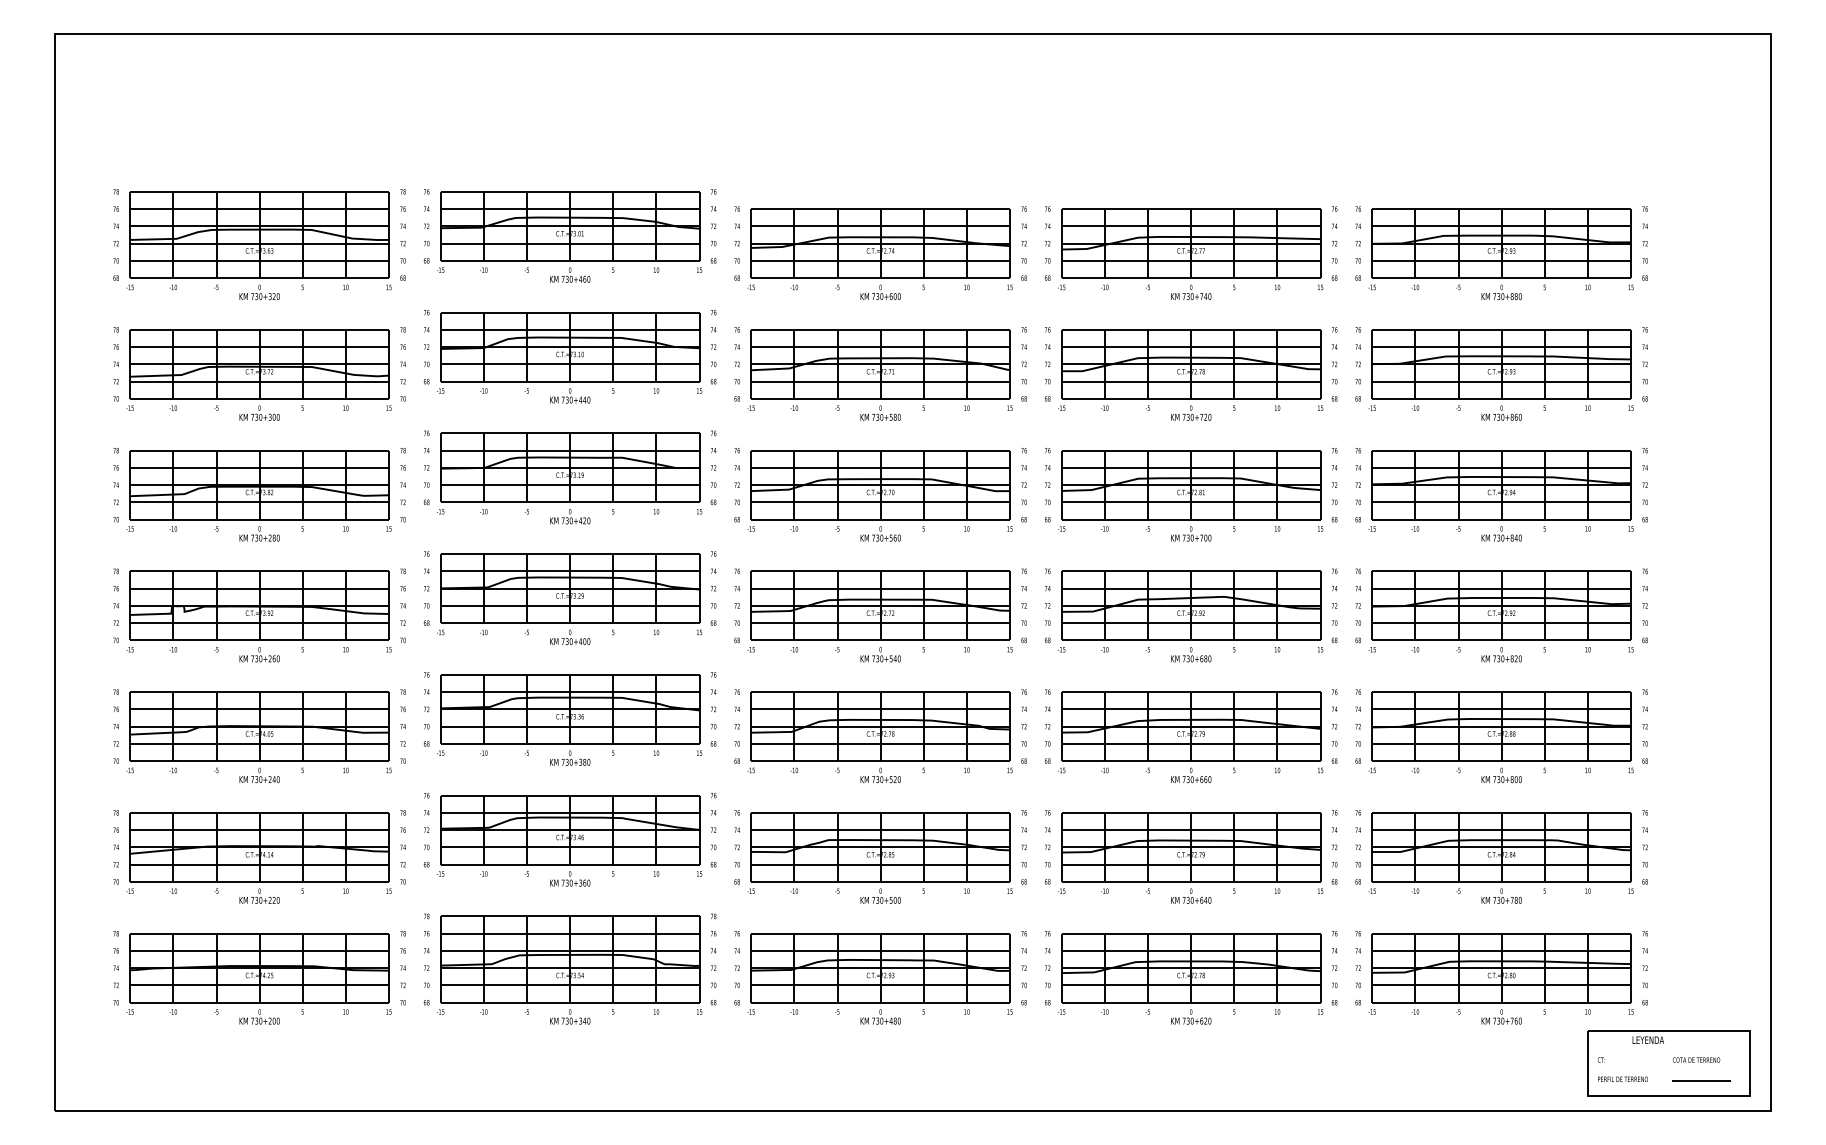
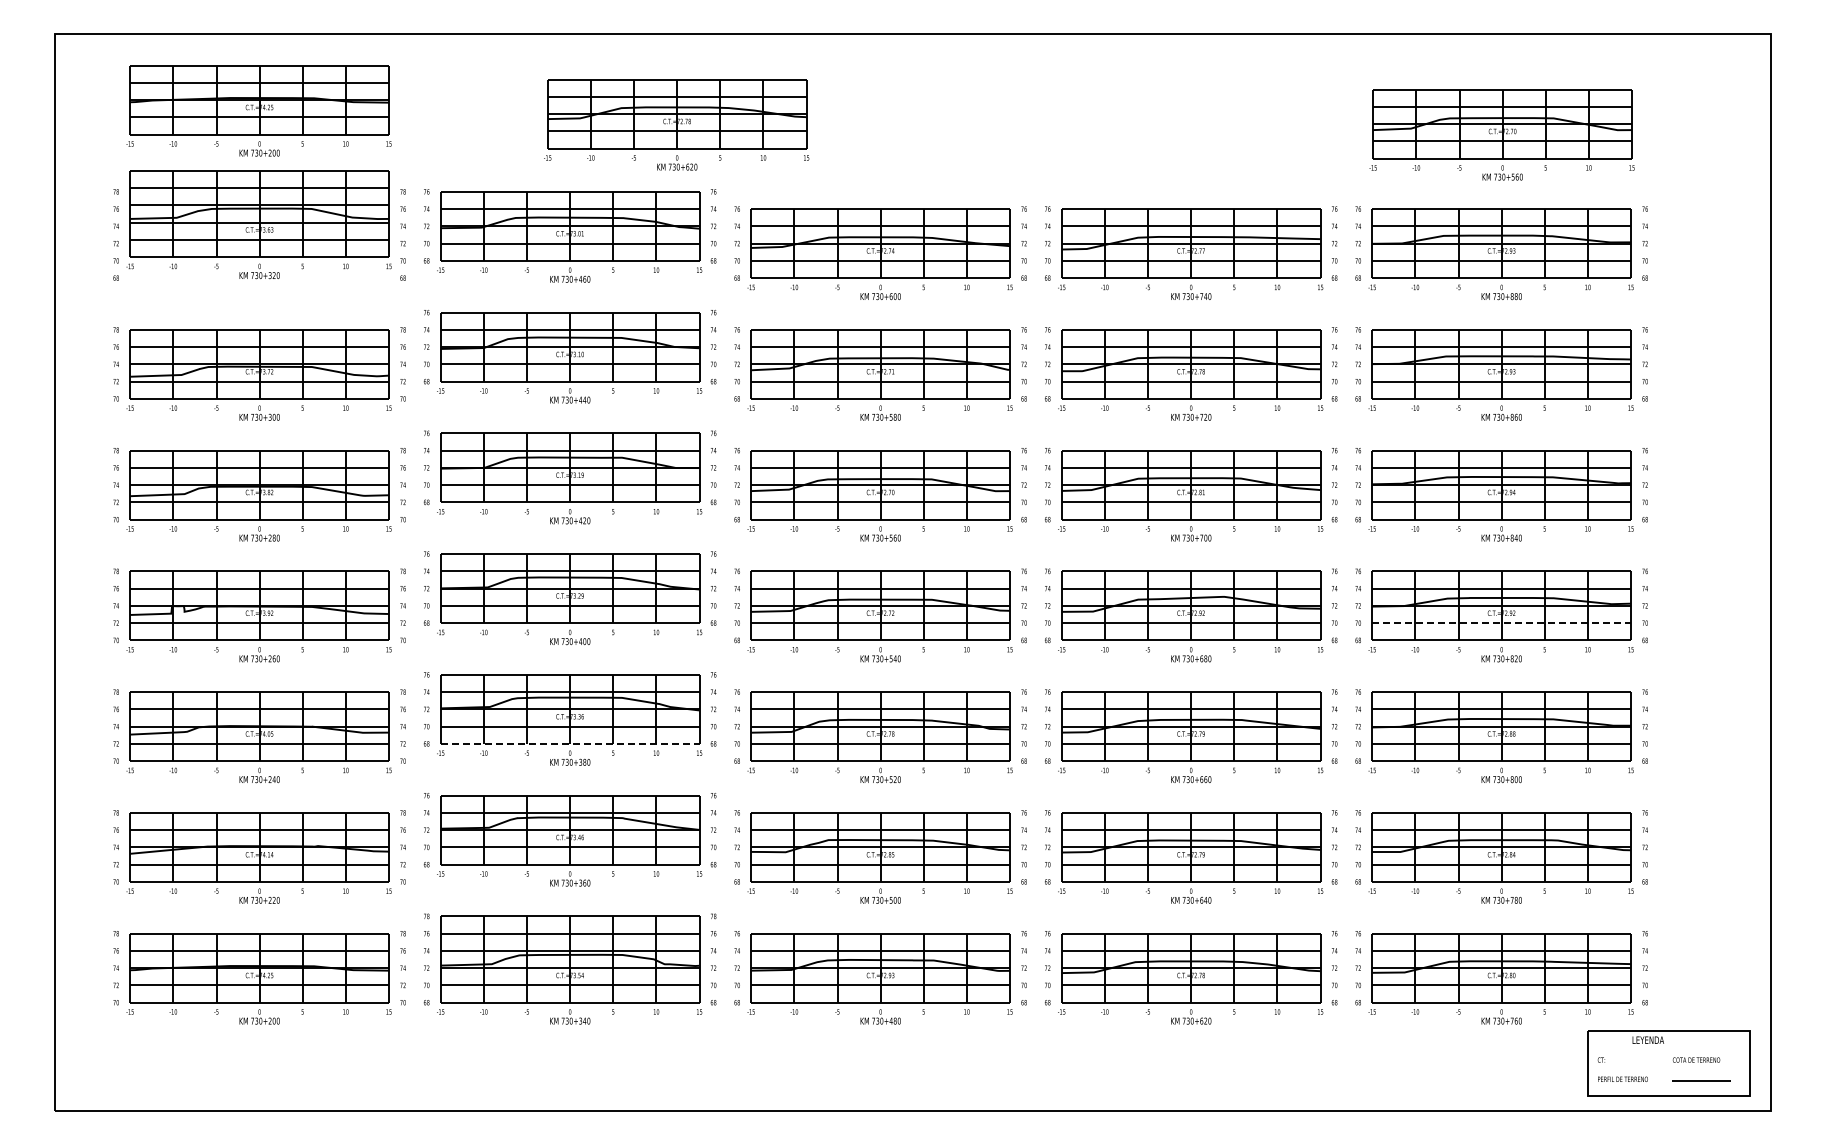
part: none -> present (258, 110)
part: none -> present (676, 124)
part: none -> present (1501, 134)
part position: (258, 245) -> (258, 224) (258, 224)
line: solid -> dashed (1502, 623)
line: solid -> dashed (570, 743)
